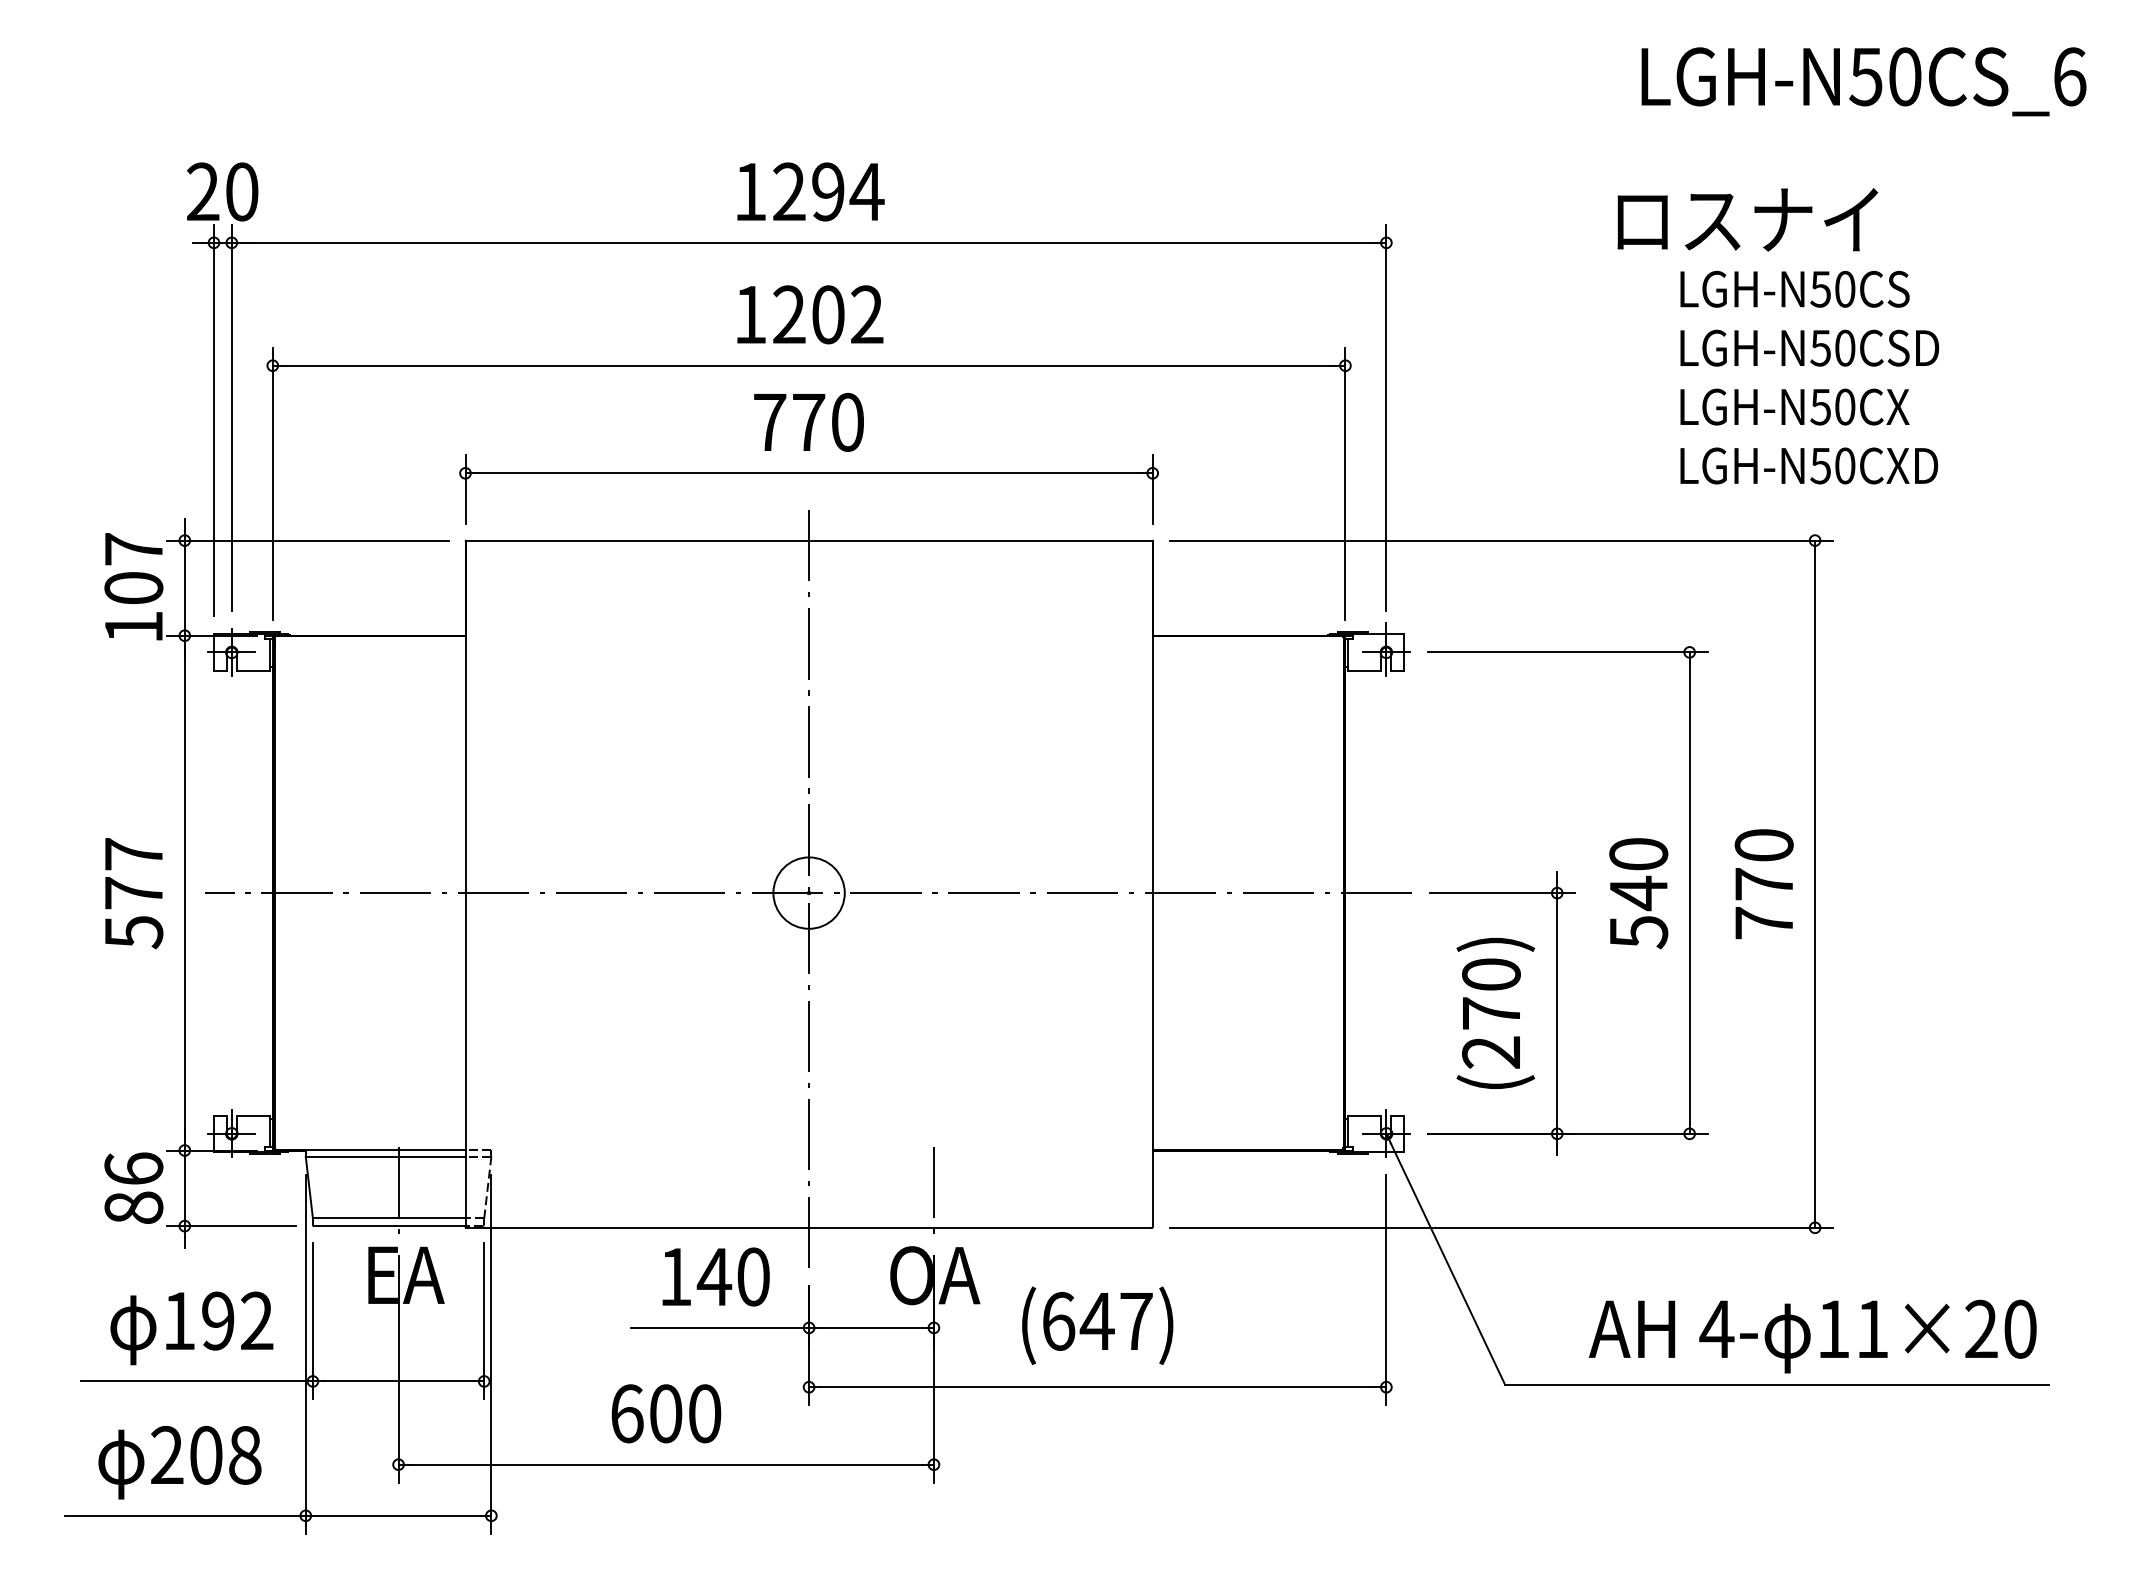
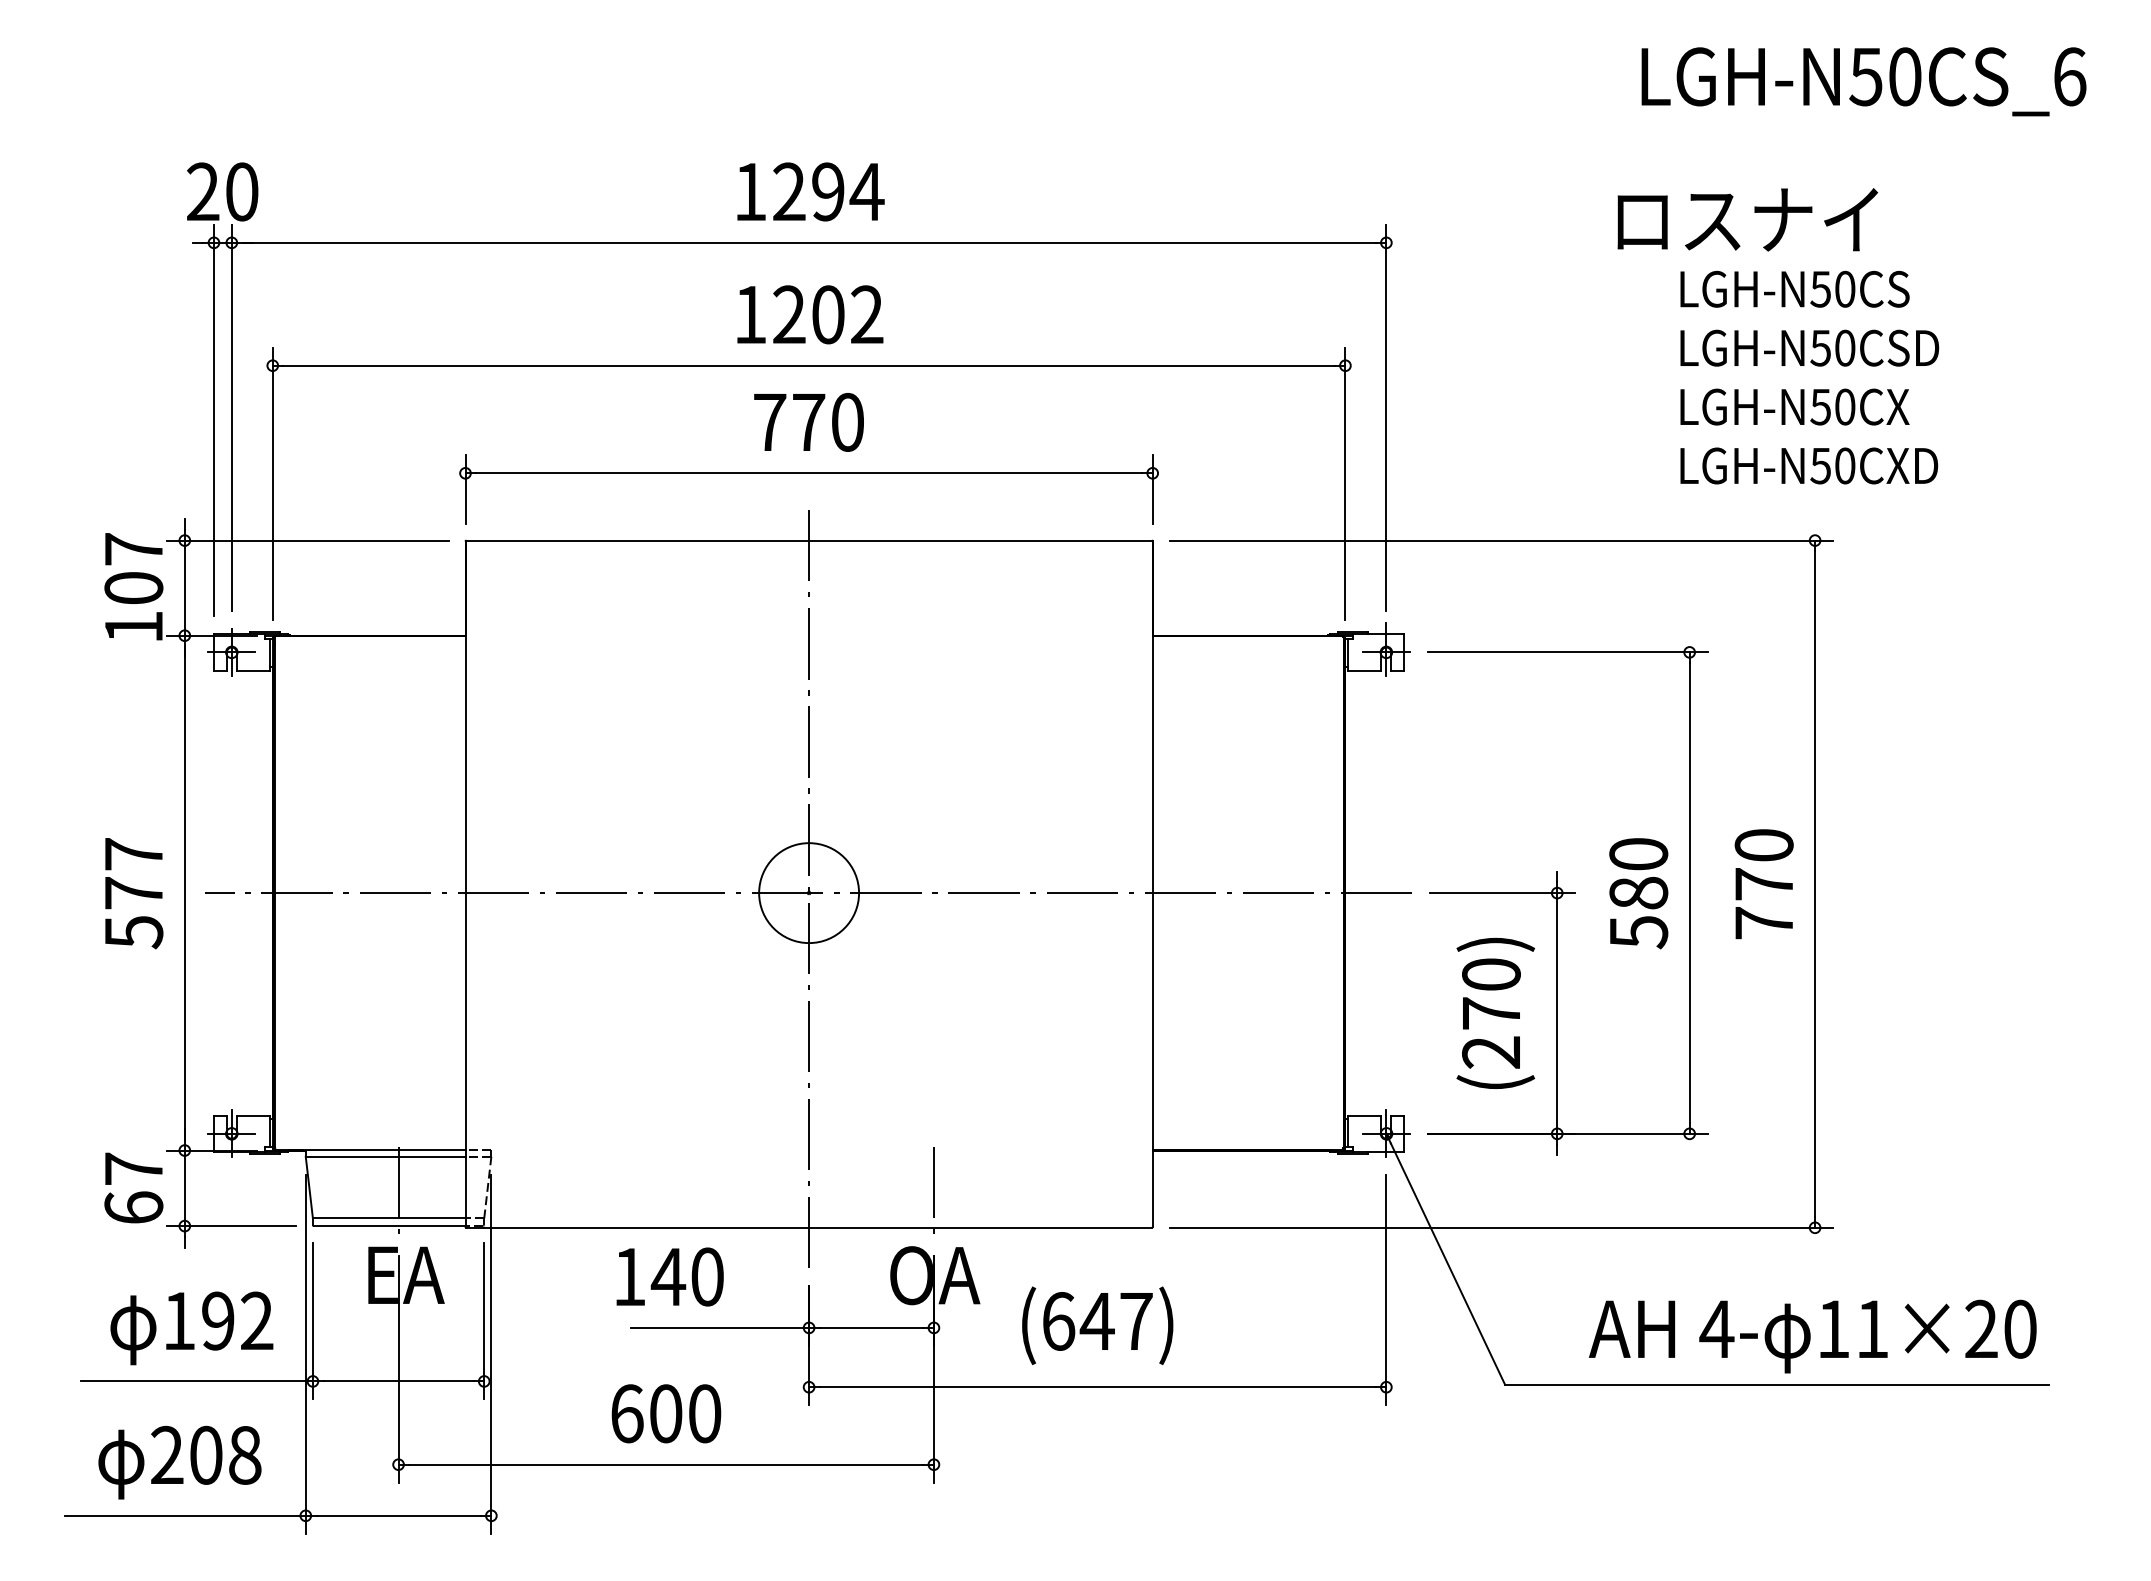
circle diameter: 71 px -> 100 px (809, 893)
text: 540 -> 580 (1638, 893)
text: 86 -> 67 (133, 1187)
text position: (715, 1276) -> (669, 1276) (669, 1276)
